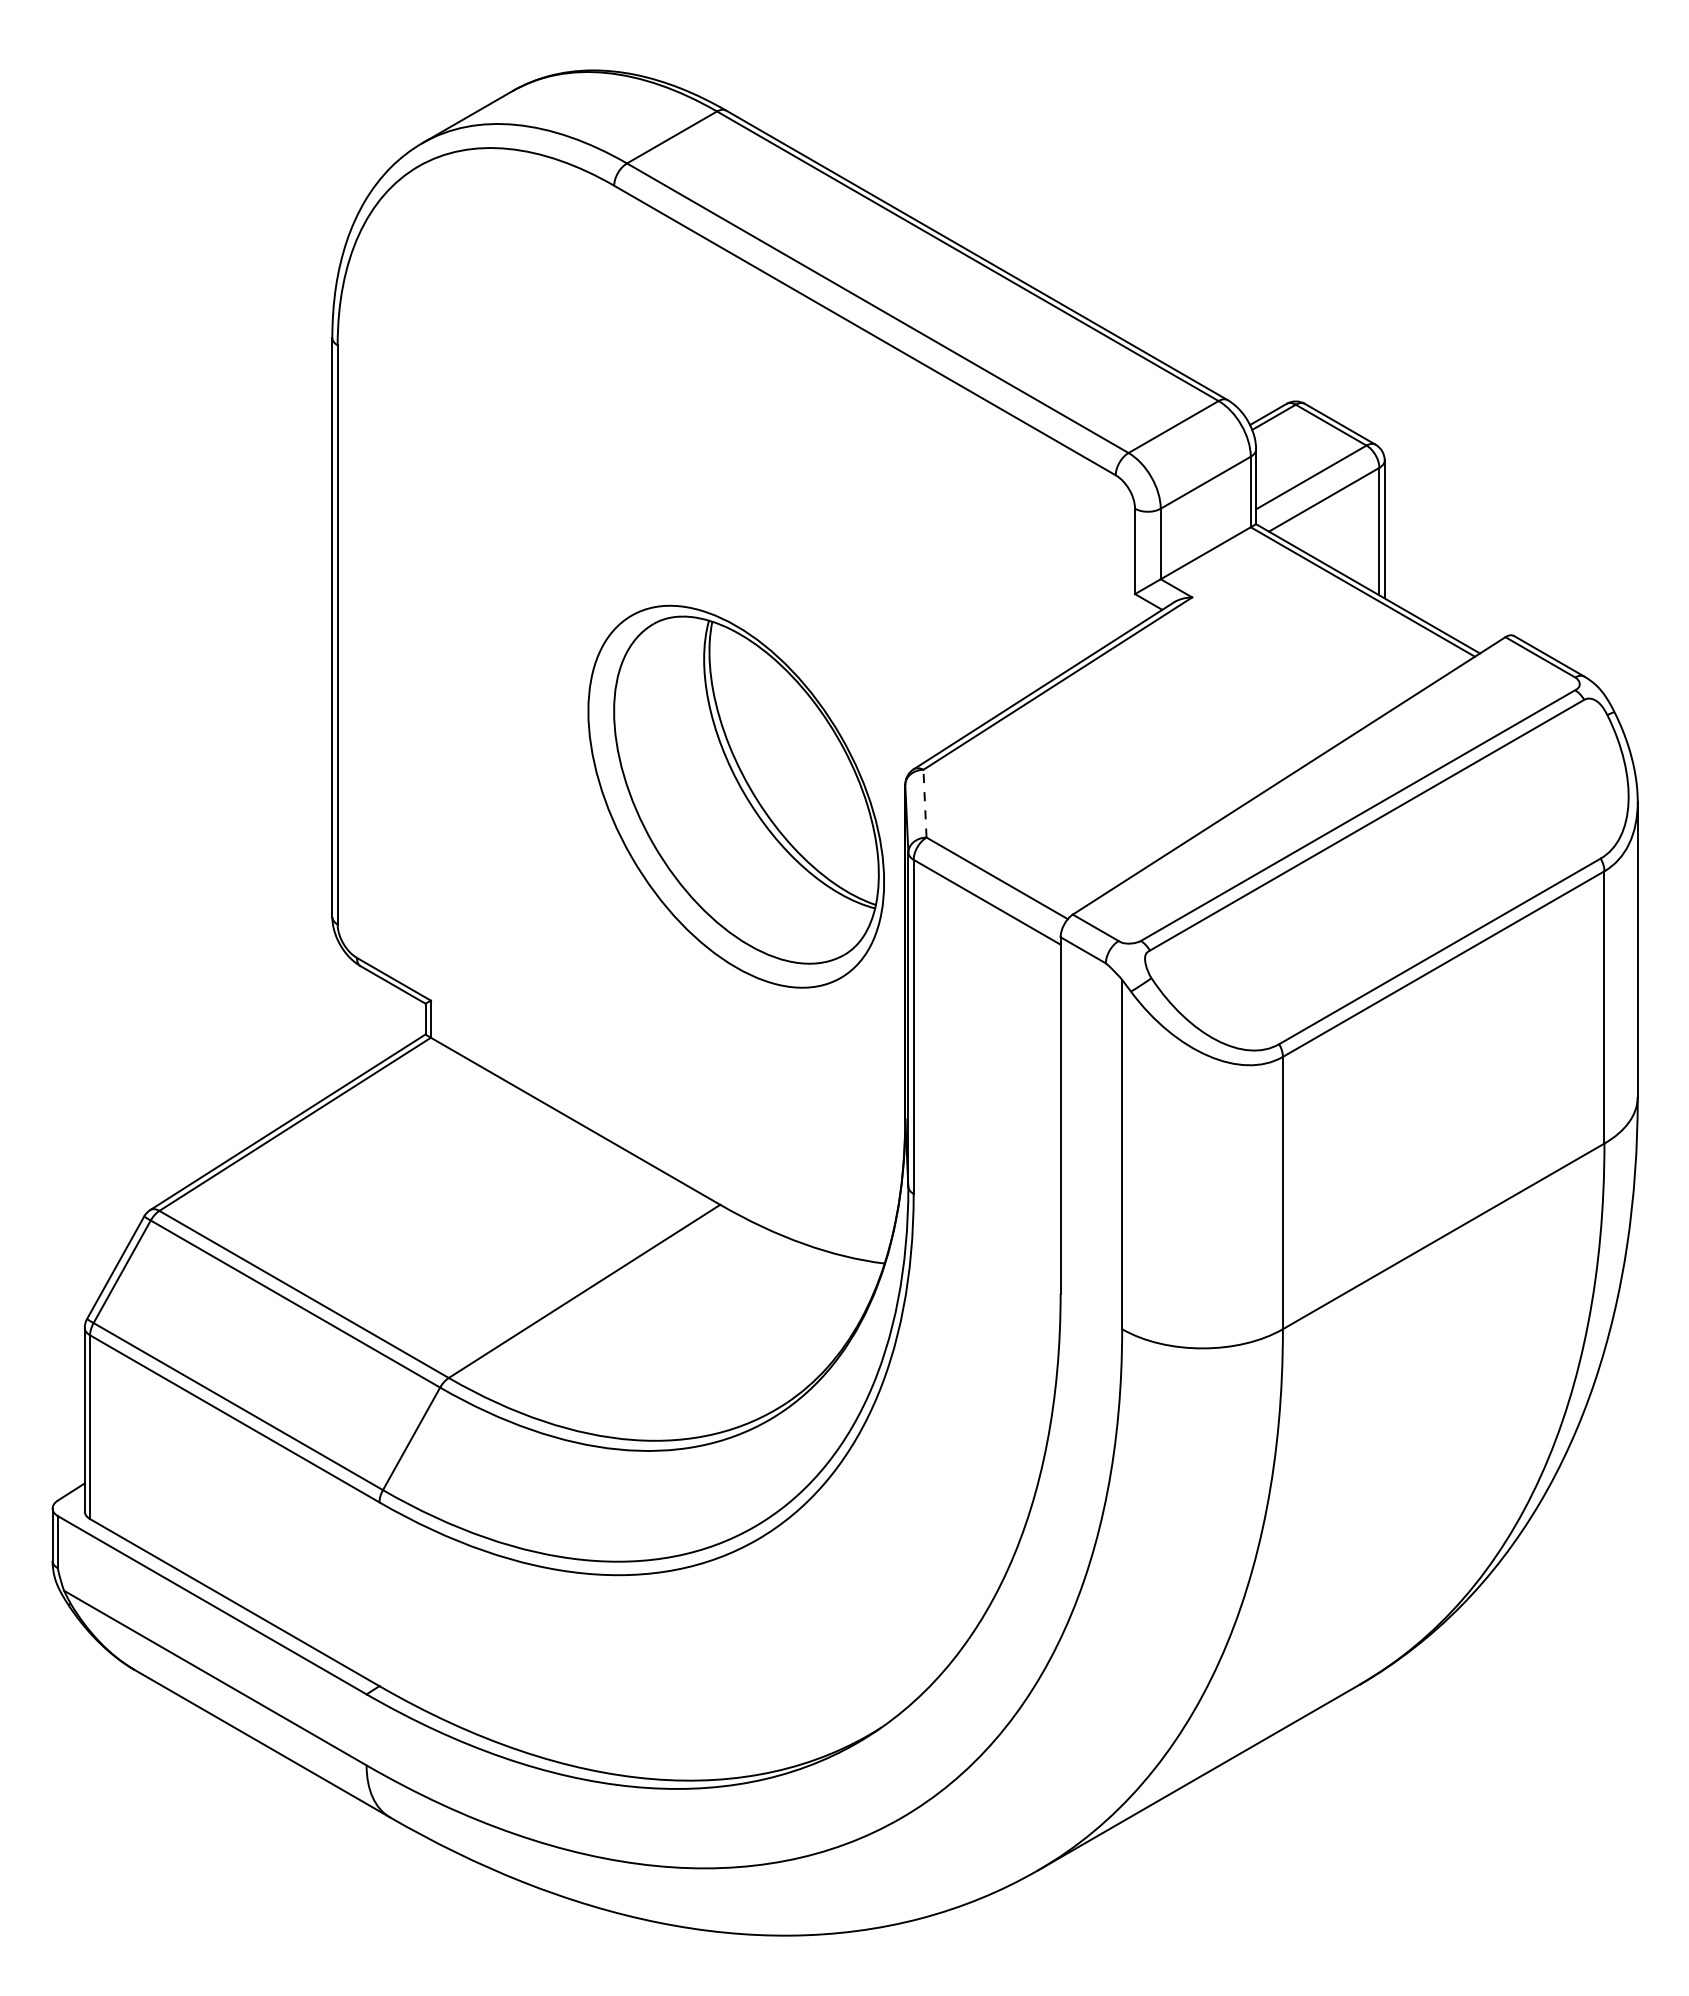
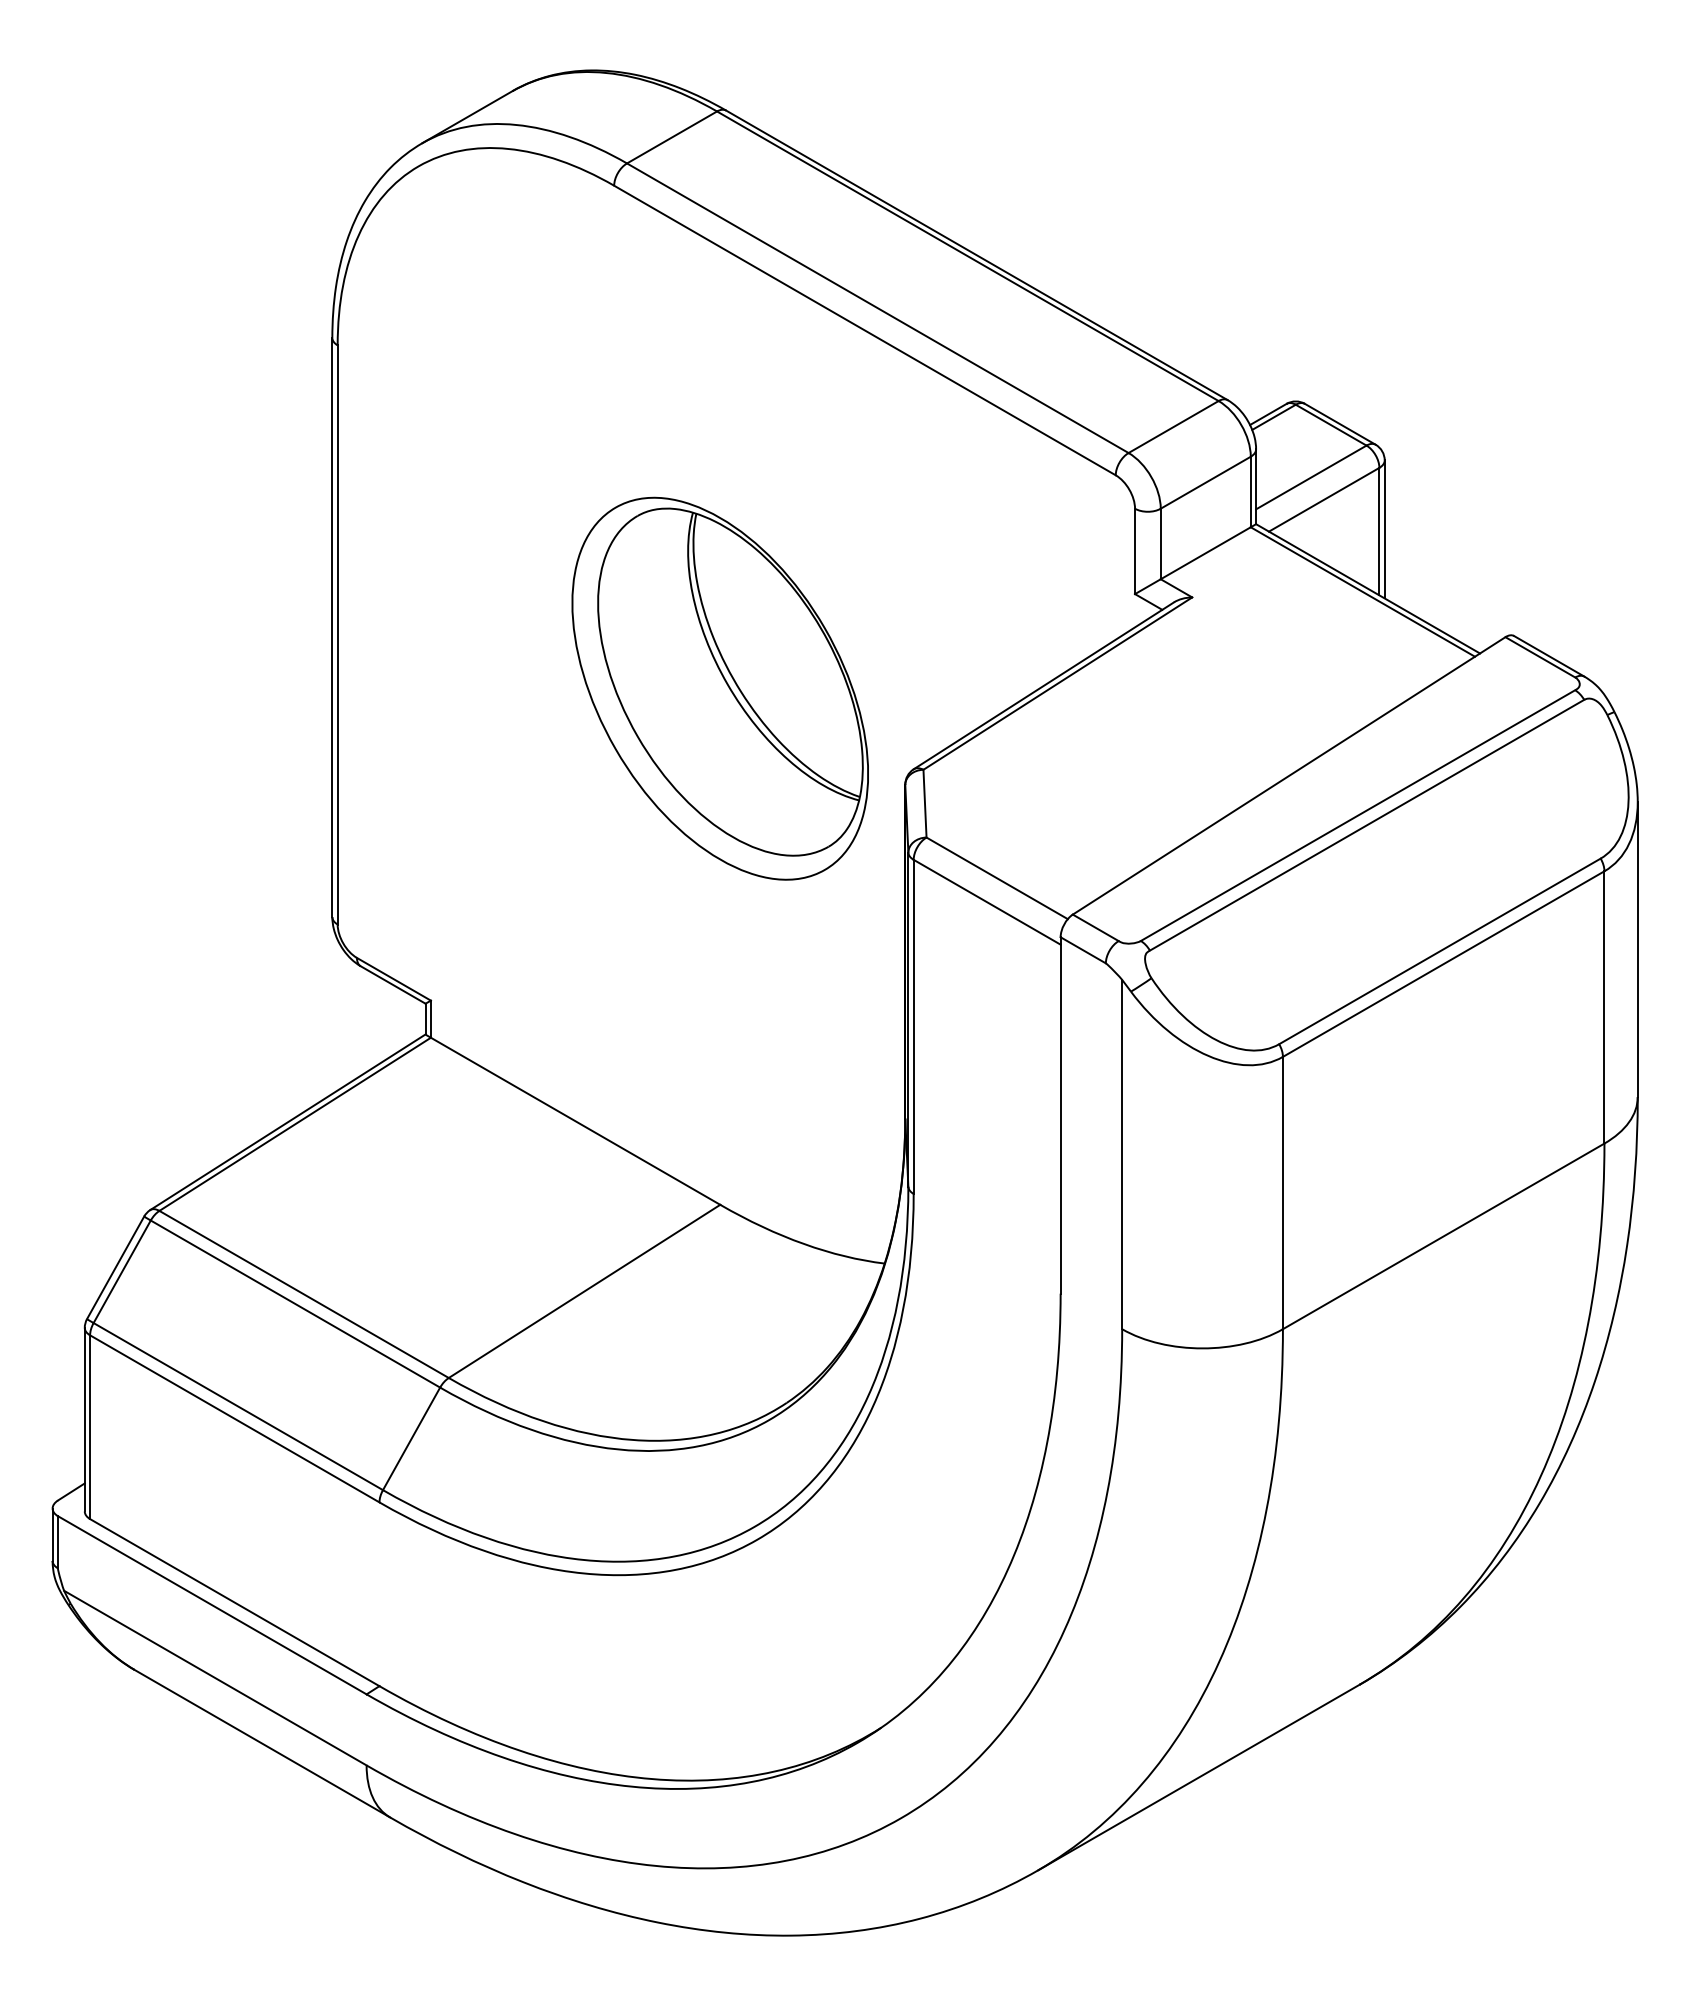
part position: (735, 796) -> (719, 688) (719, 688)
line: dashed -> solid (925, 803)
